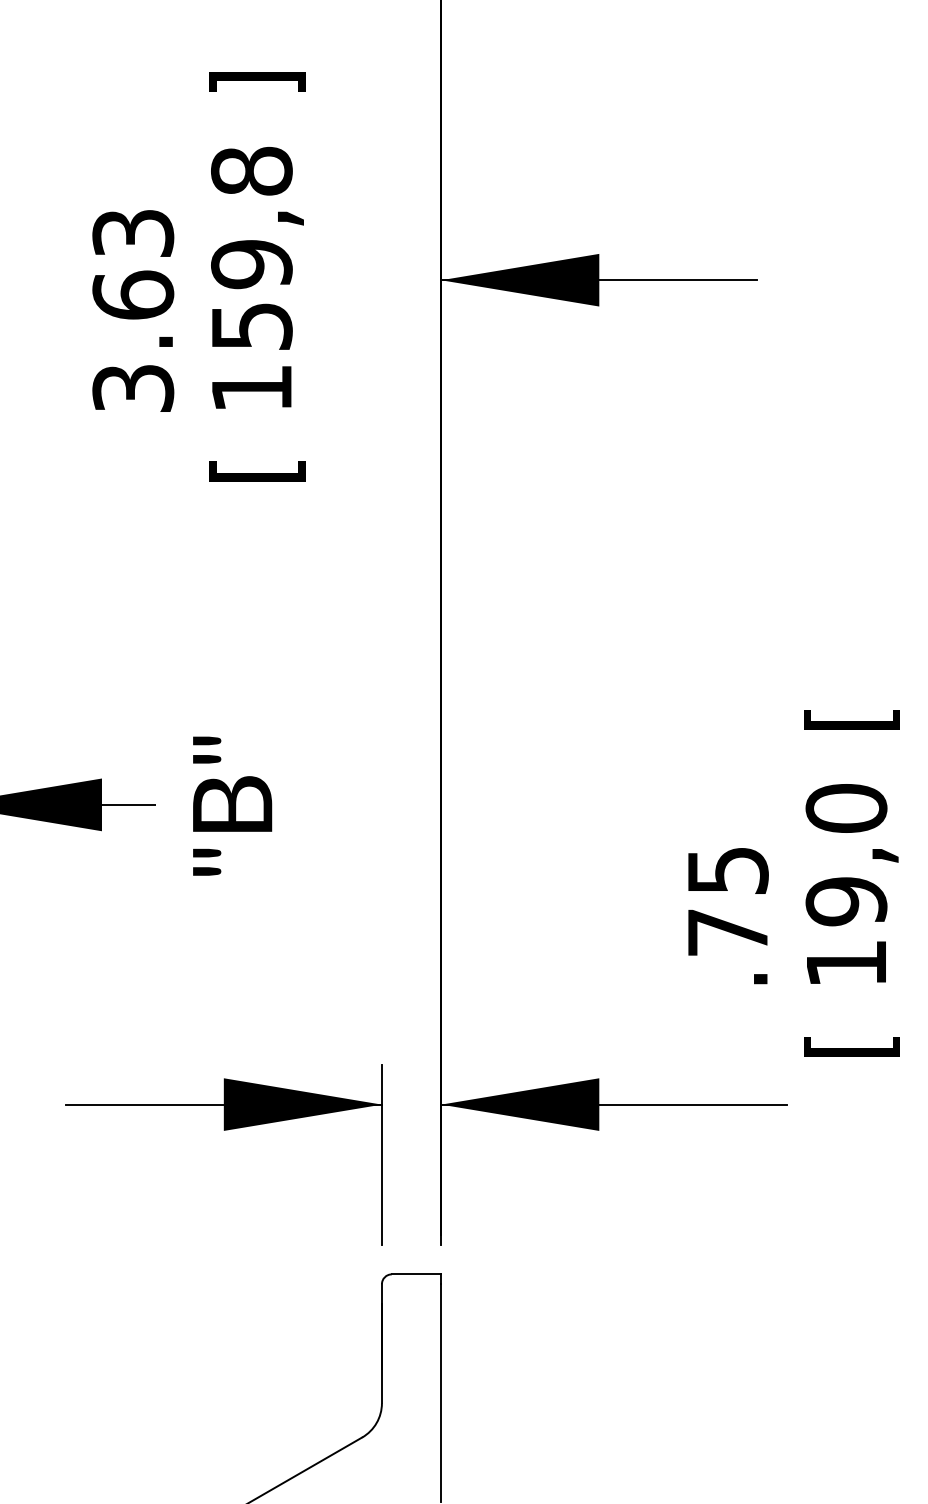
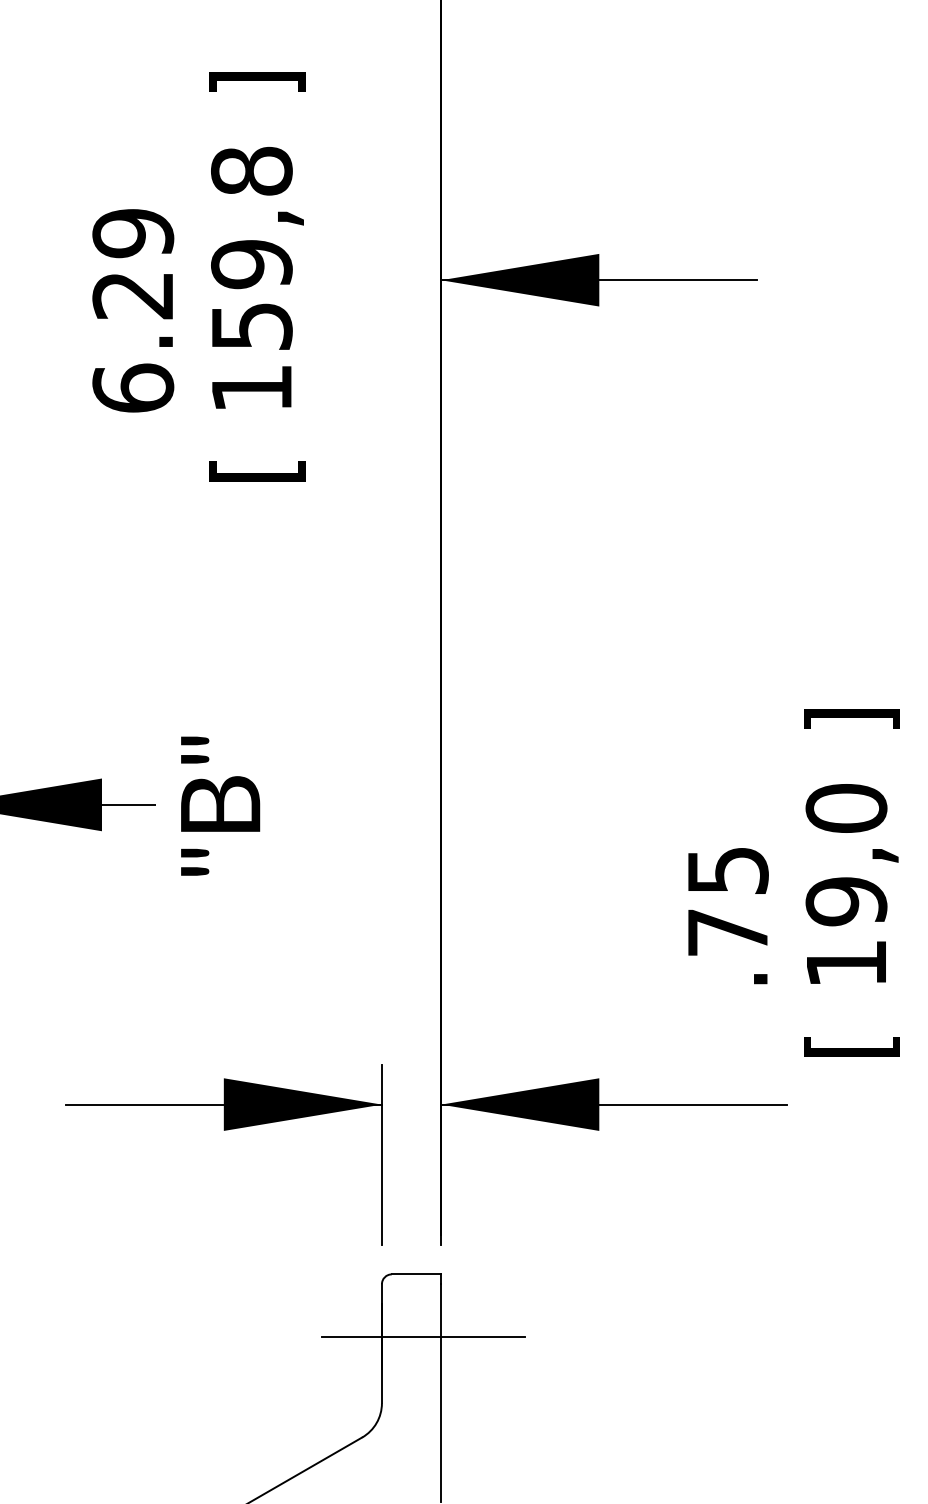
text: 3.63 -> 6.29 (133, 310)
text: [ -> ] (851, 719)
text position: (232, 805) -> (220, 805) (220, 805)
line: none -> present (423, 1336)
